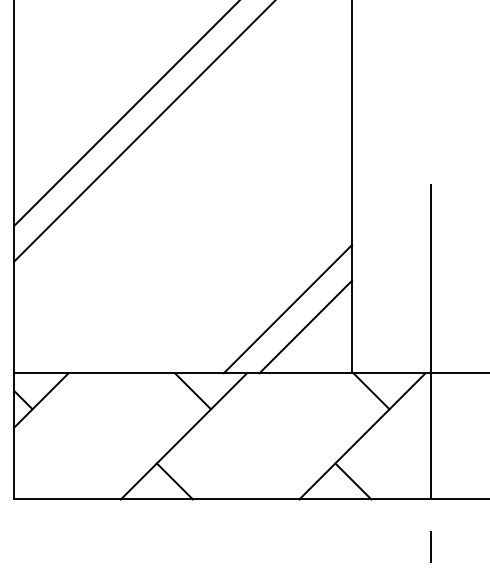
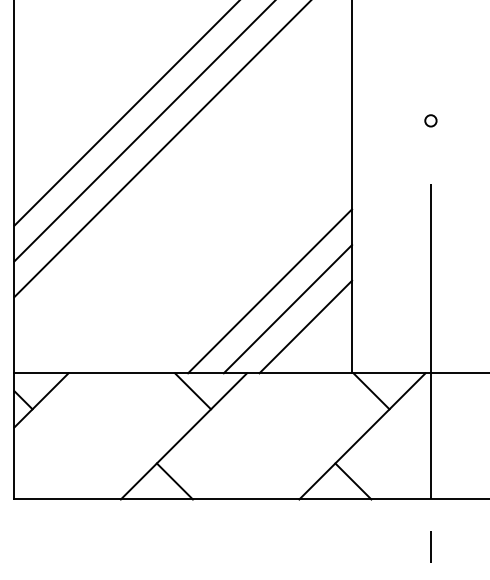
circle: none -> present (430, 120)
line: none -> present (161, 149)
line: none -> present (270, 291)
